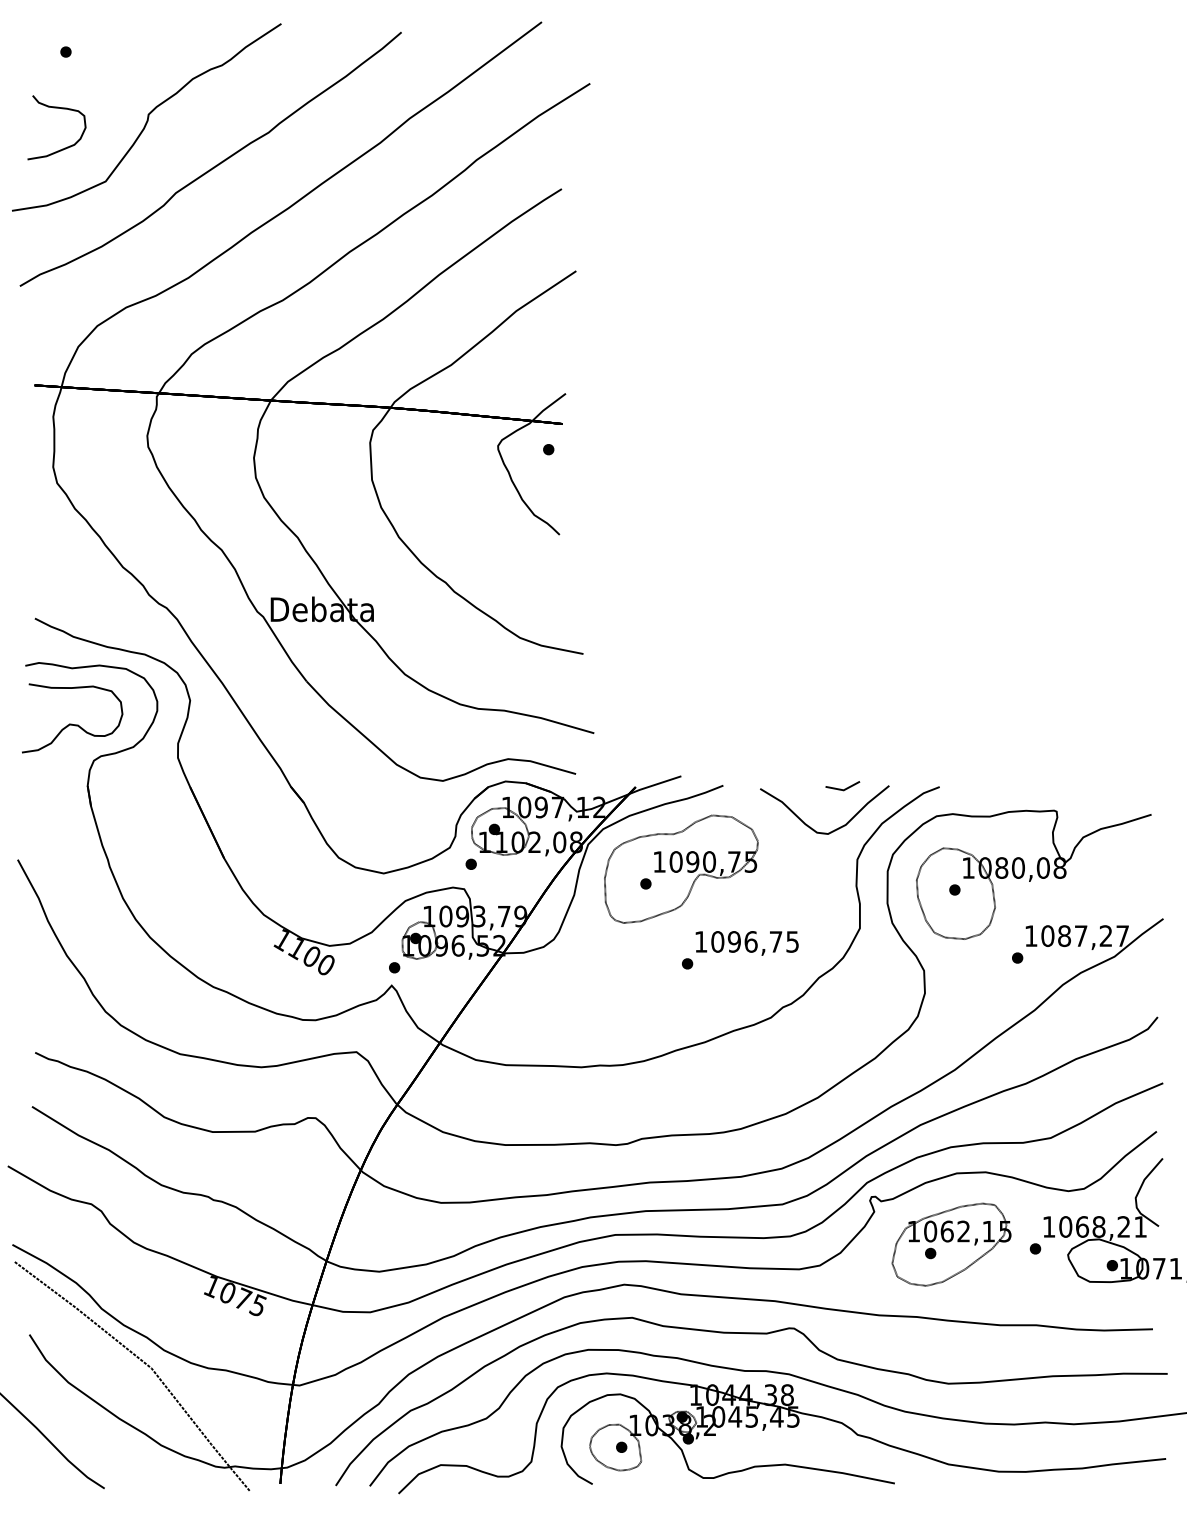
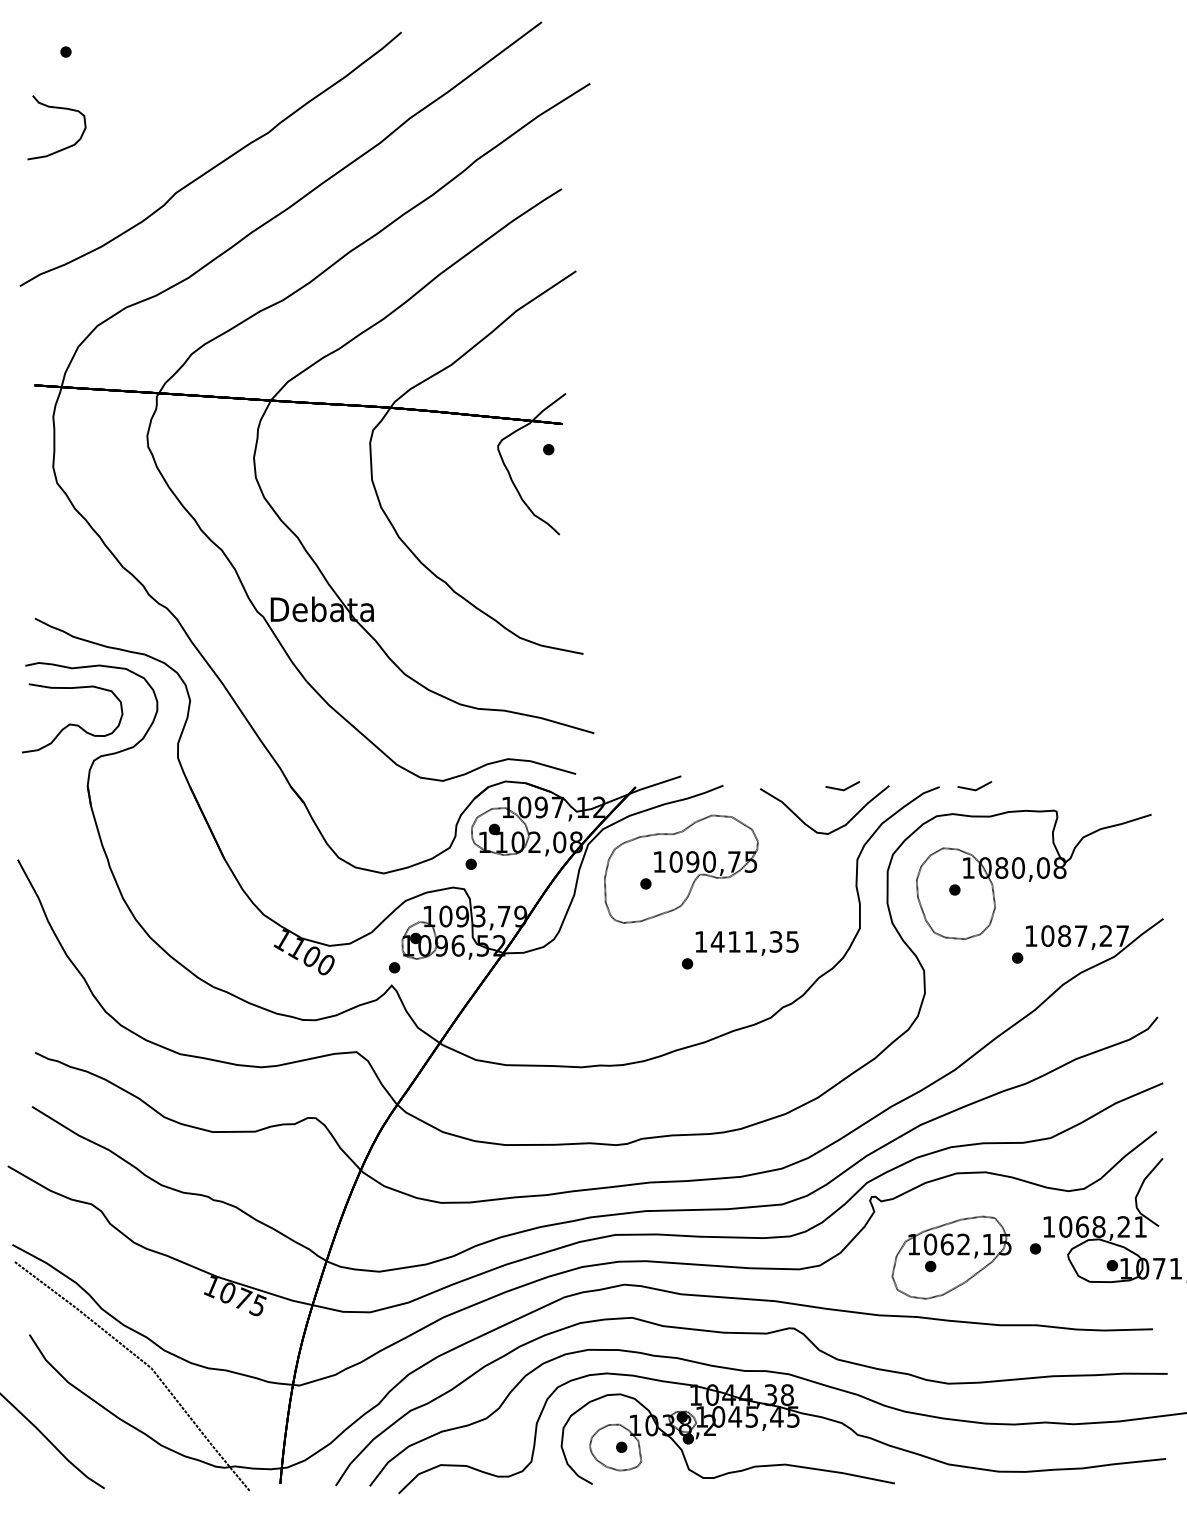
curve: present -> none (147, 117)
line: none -> present (972, 788)
text: 1096,75 -> 1411,35 (746, 941)
part position: (951, 1244) -> (951, 1257) (951, 1257)
